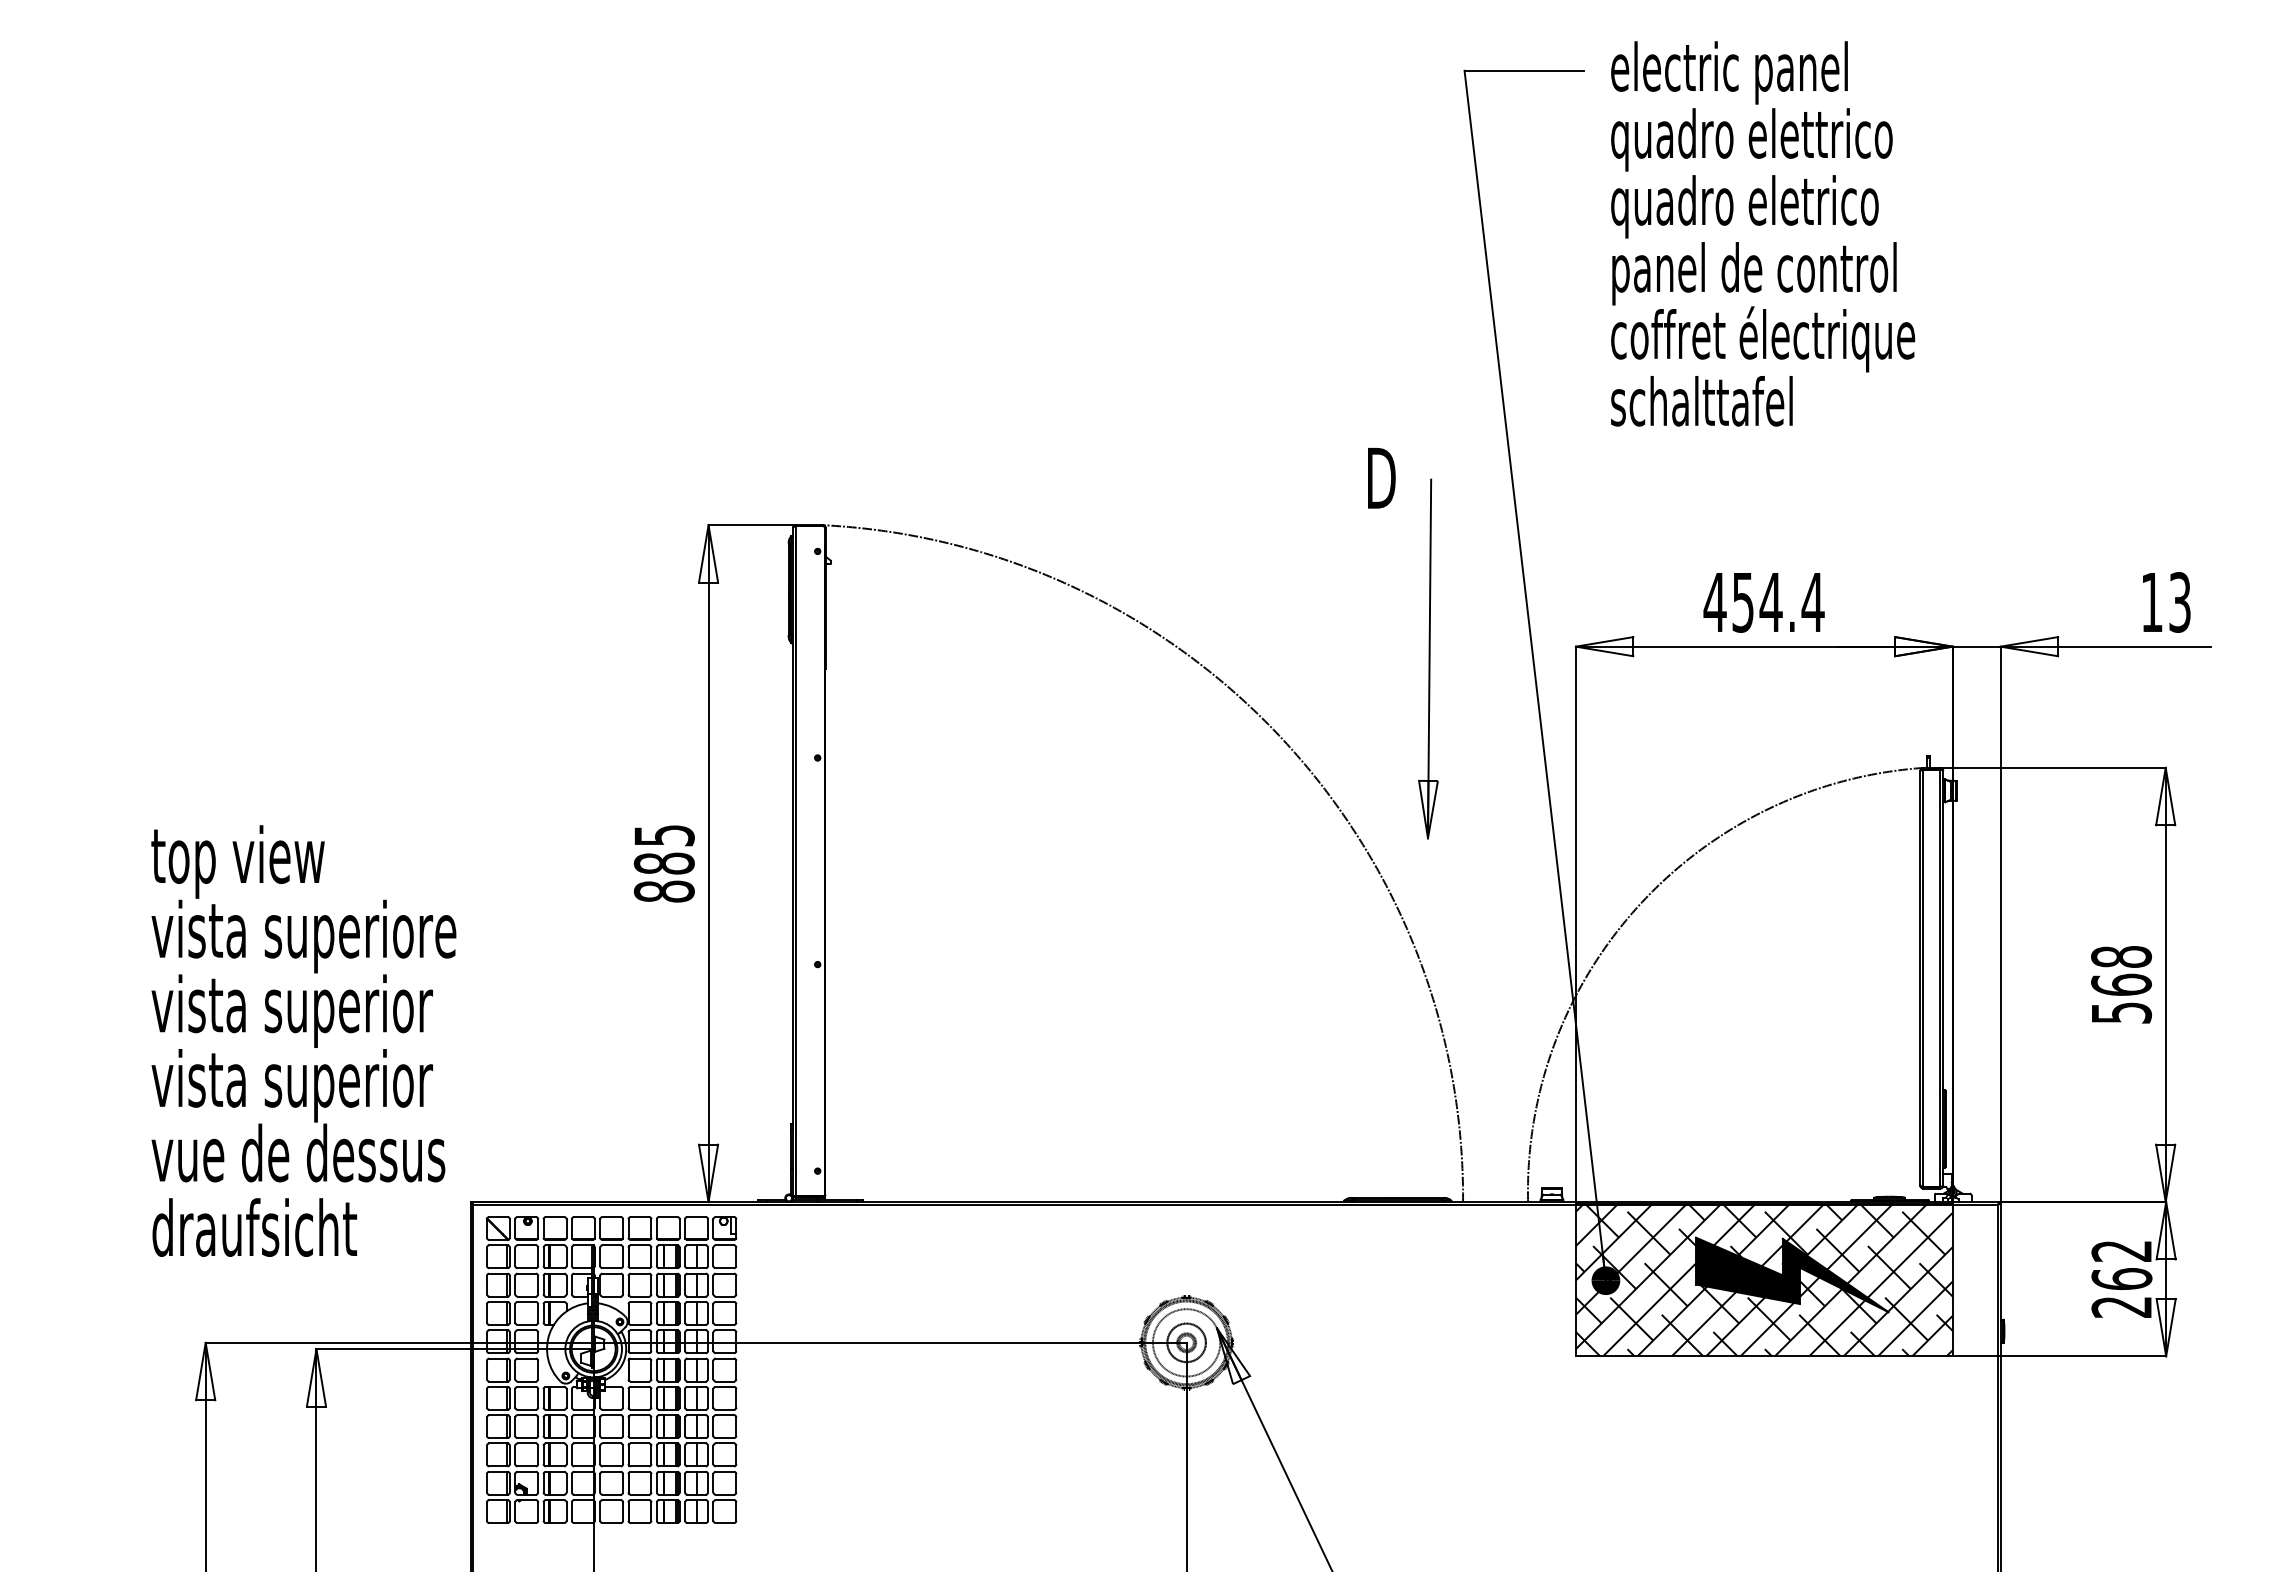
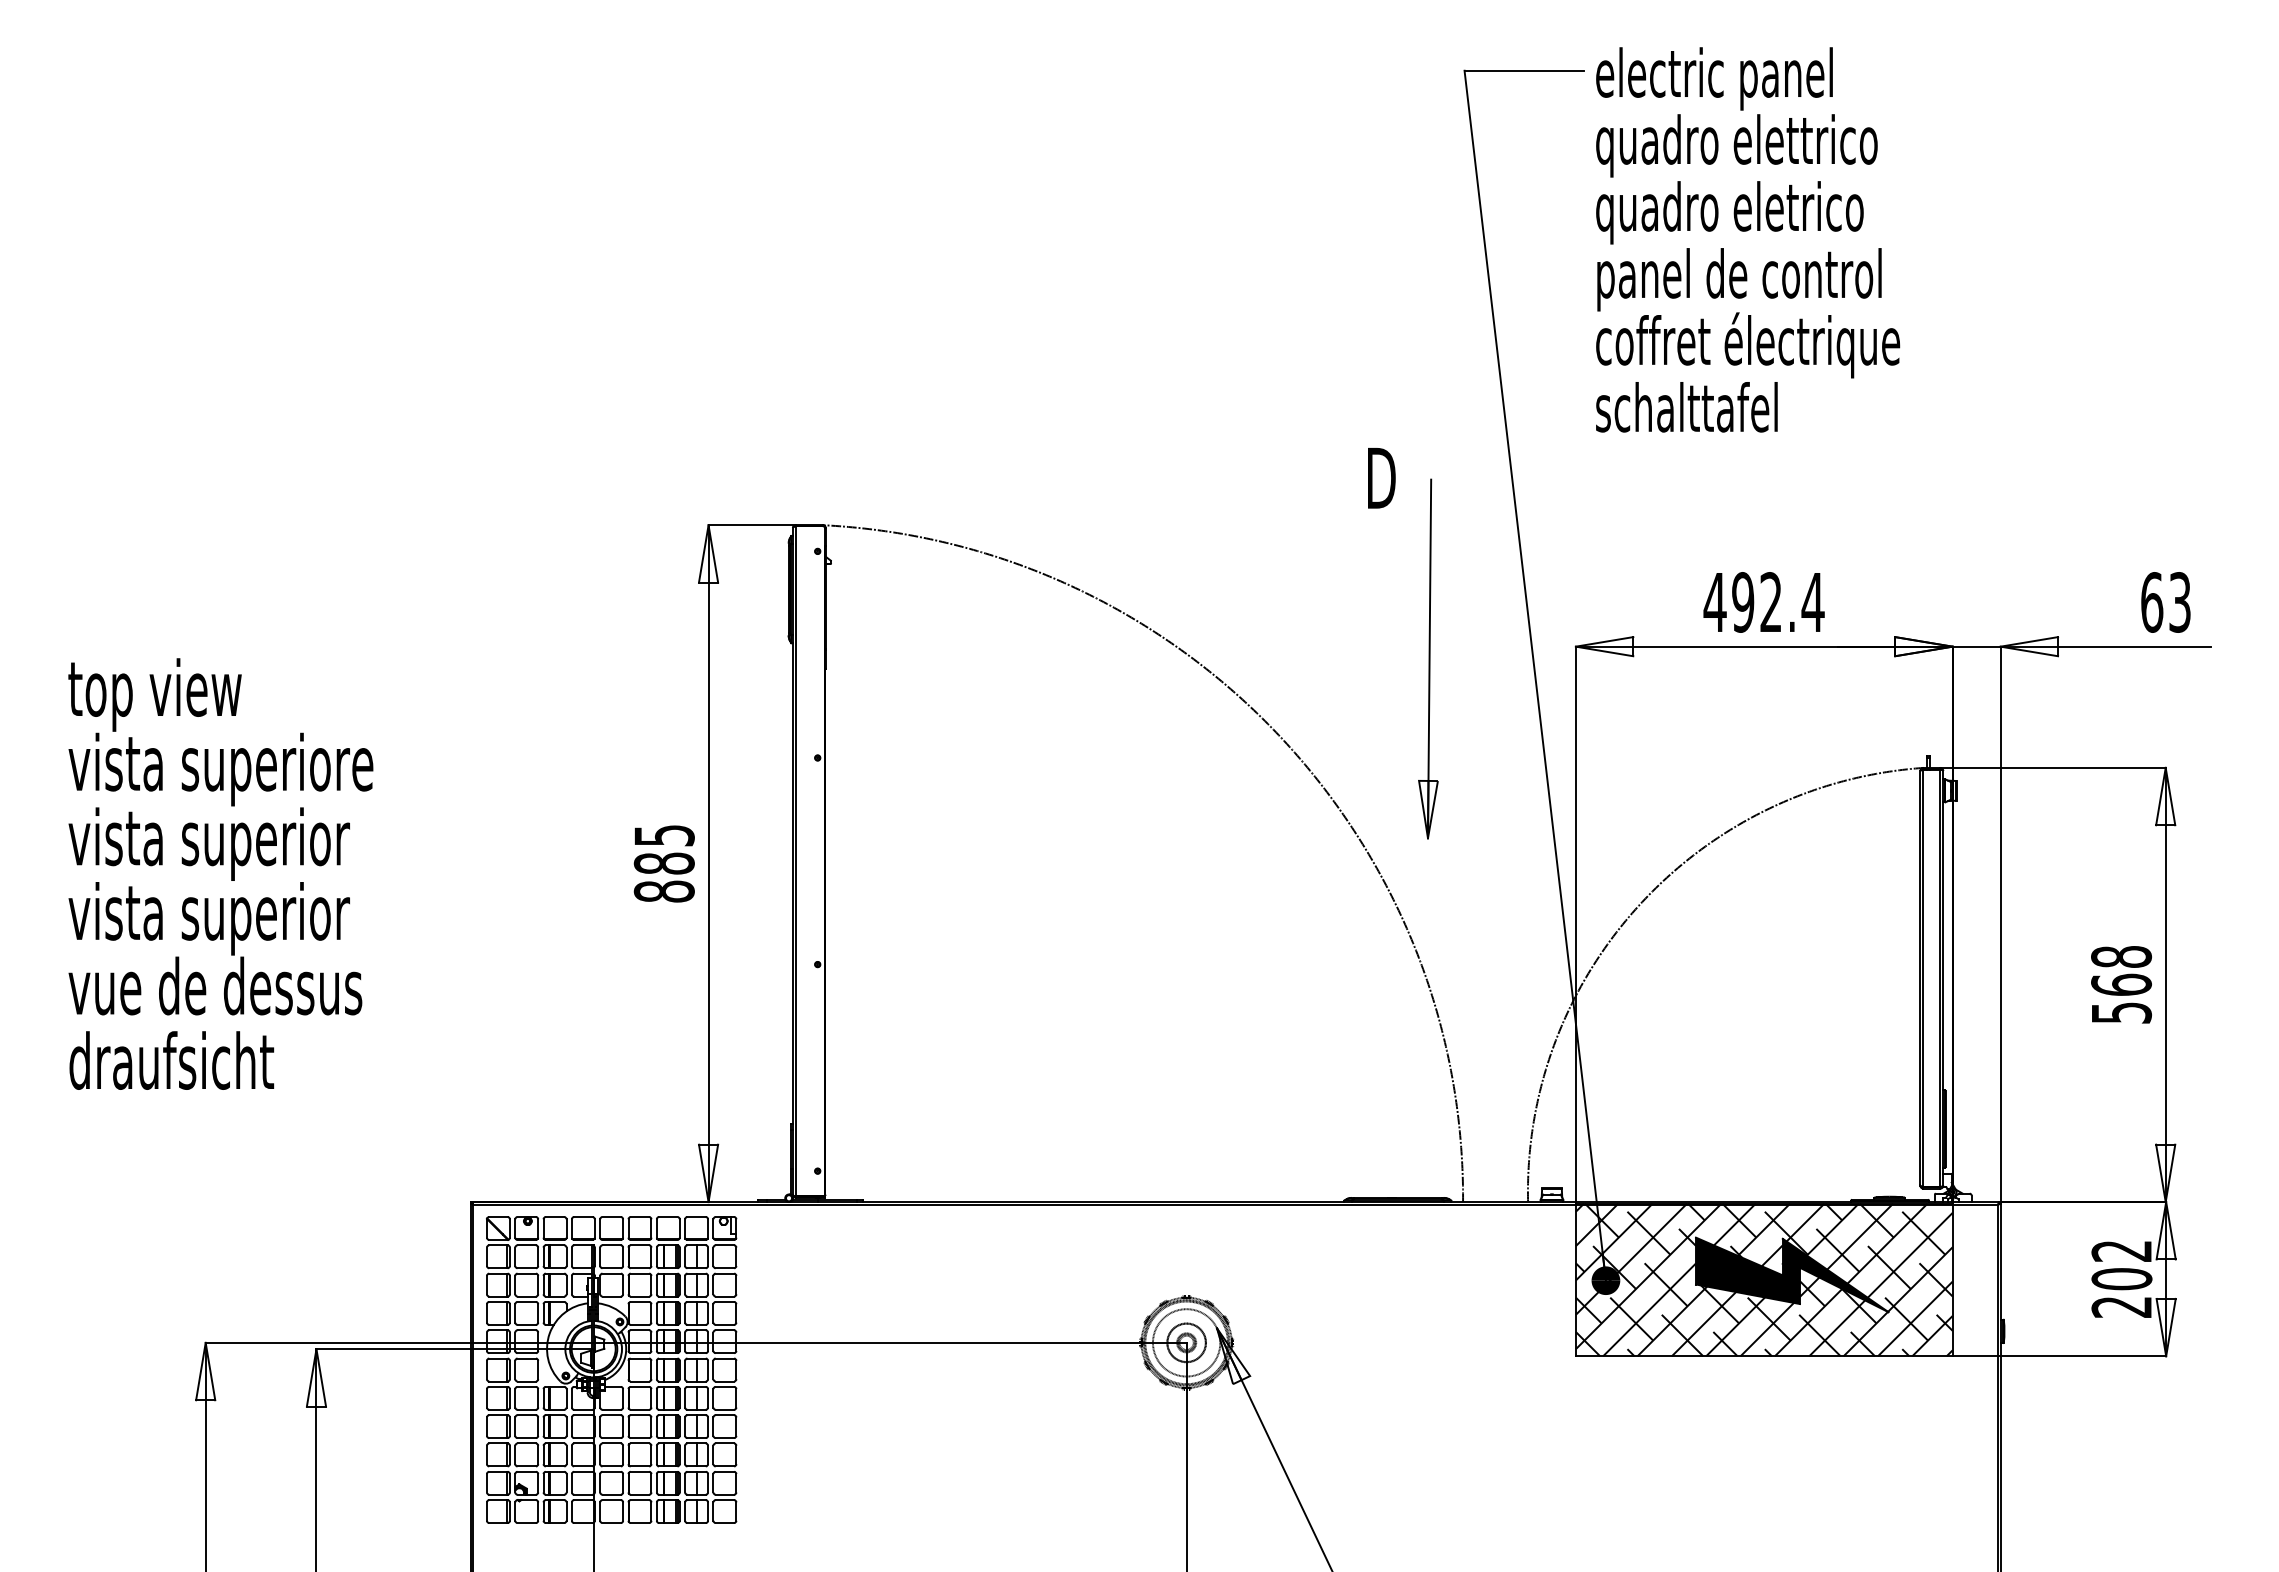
text position: (1763, 233) -> (1748, 239) (1748, 239)
text: 454.4 -> 492.4 (1757, 602)
text: 13 -> 63 (2152, 602)
text position: (303, 1040) -> (220, 873) (220, 873)
text: 262 -> 202 (2121, 1279)
